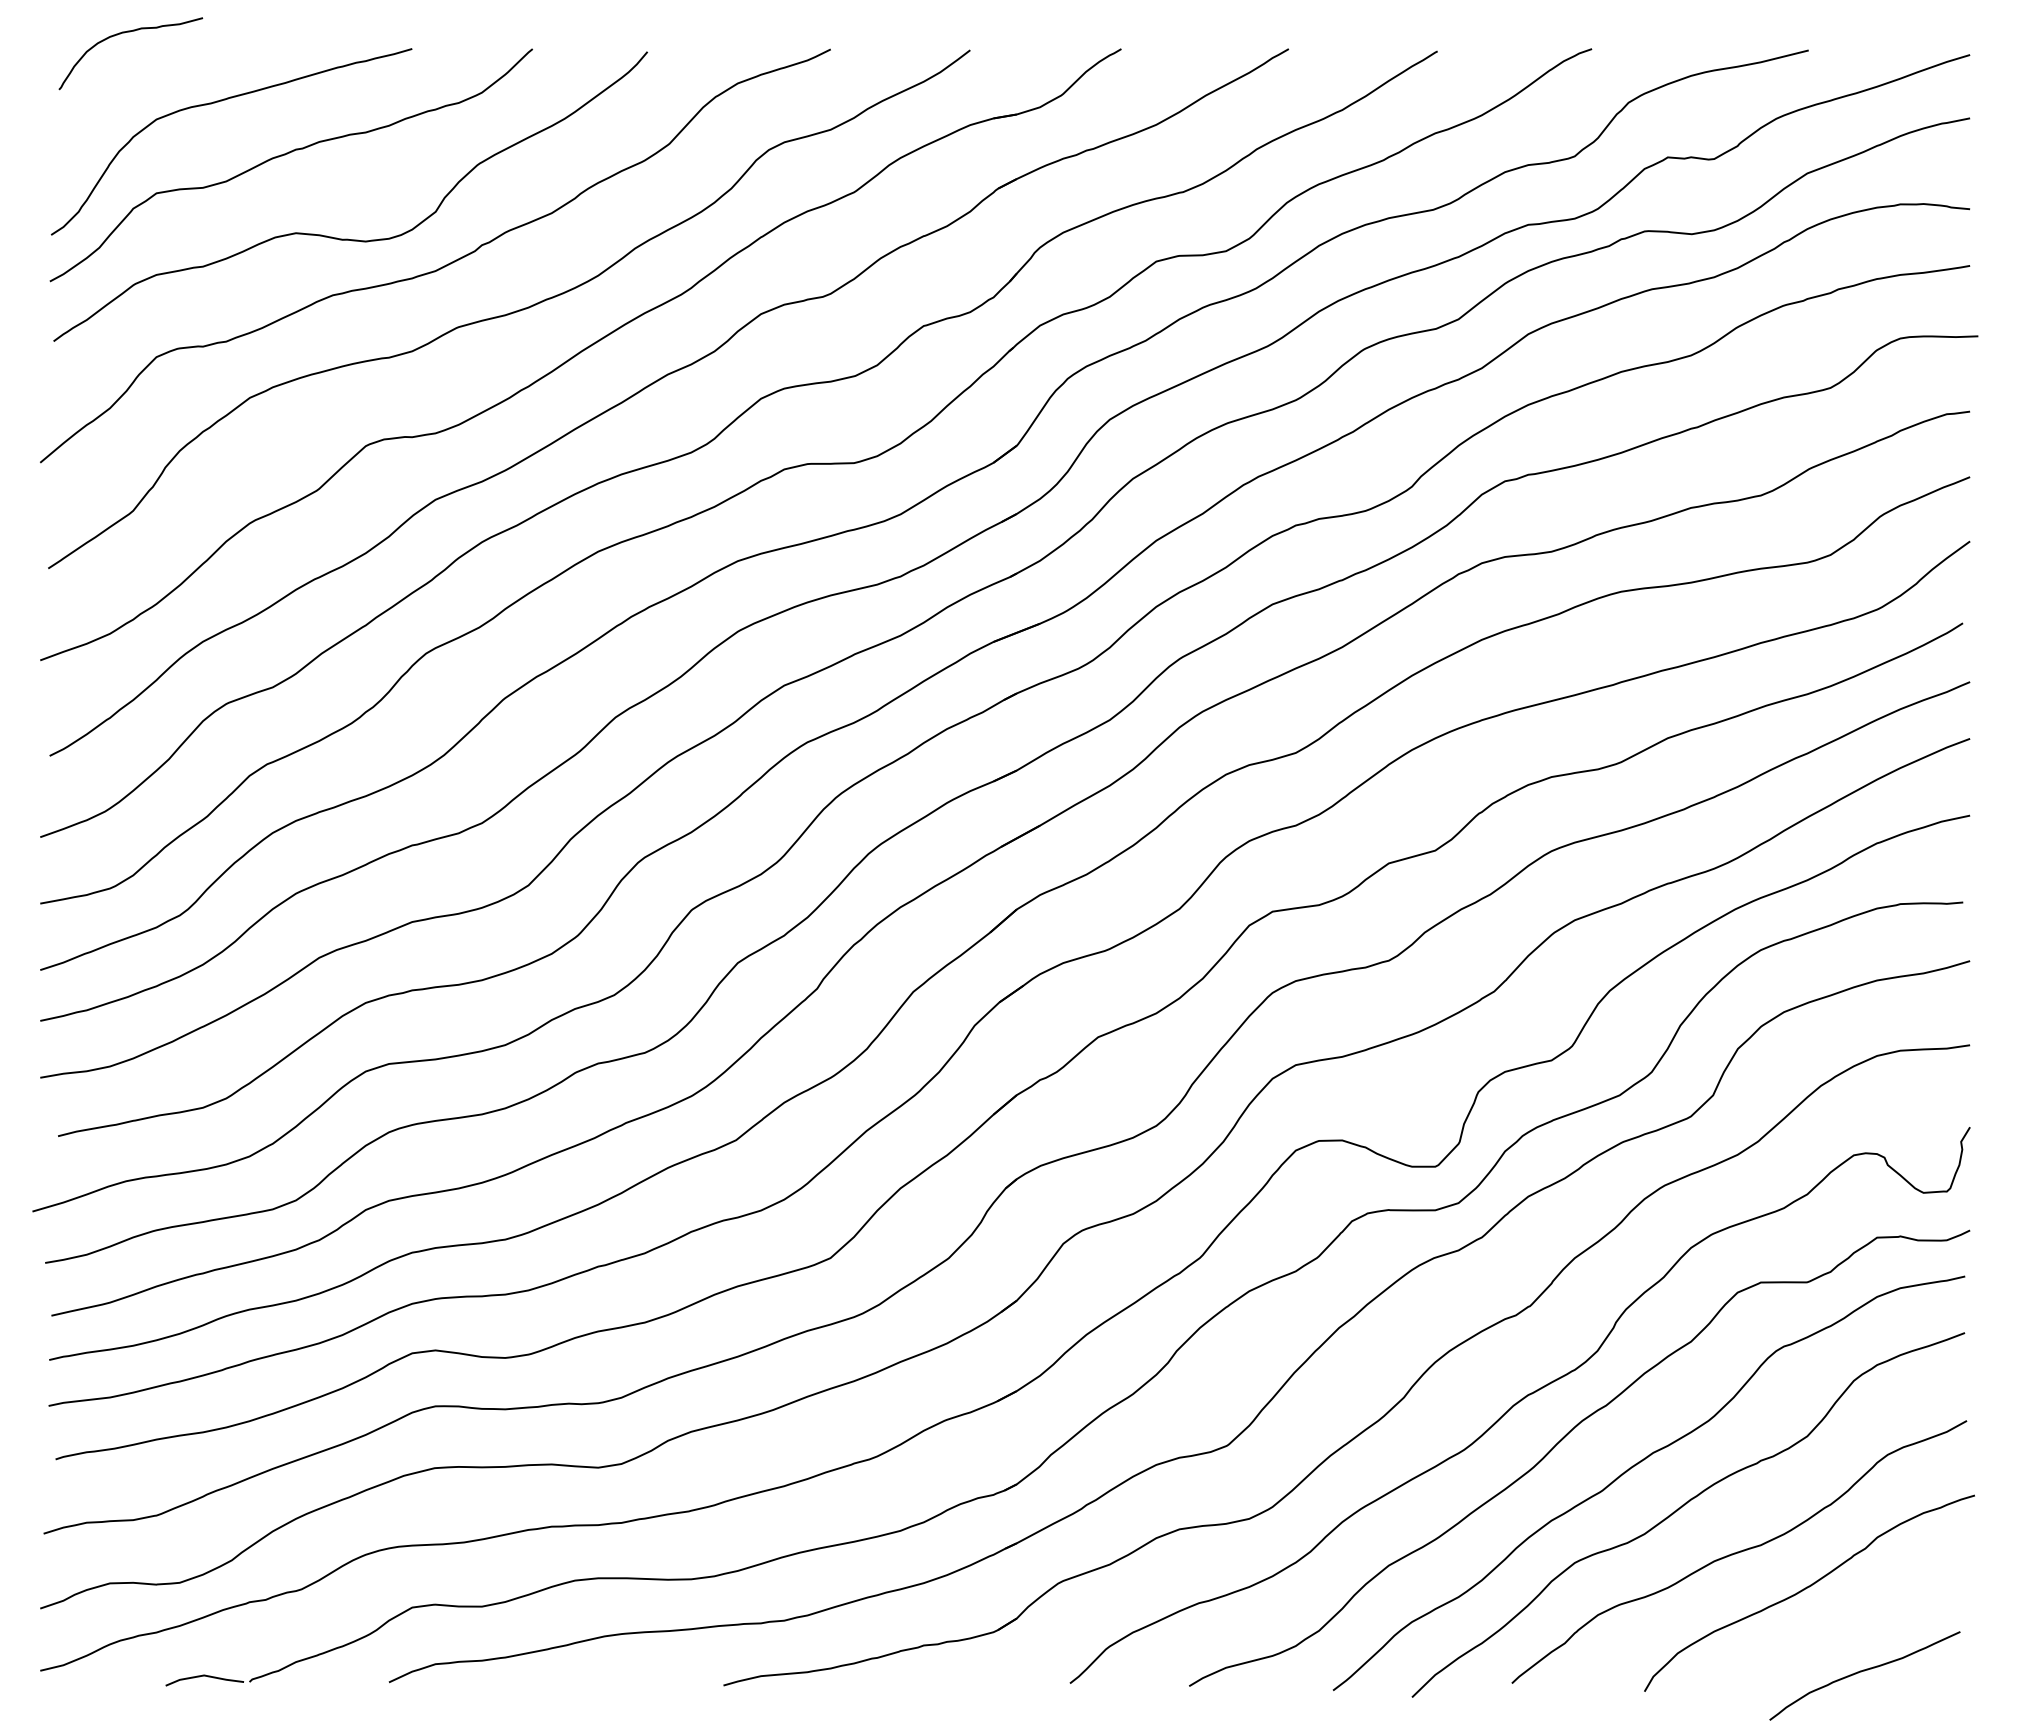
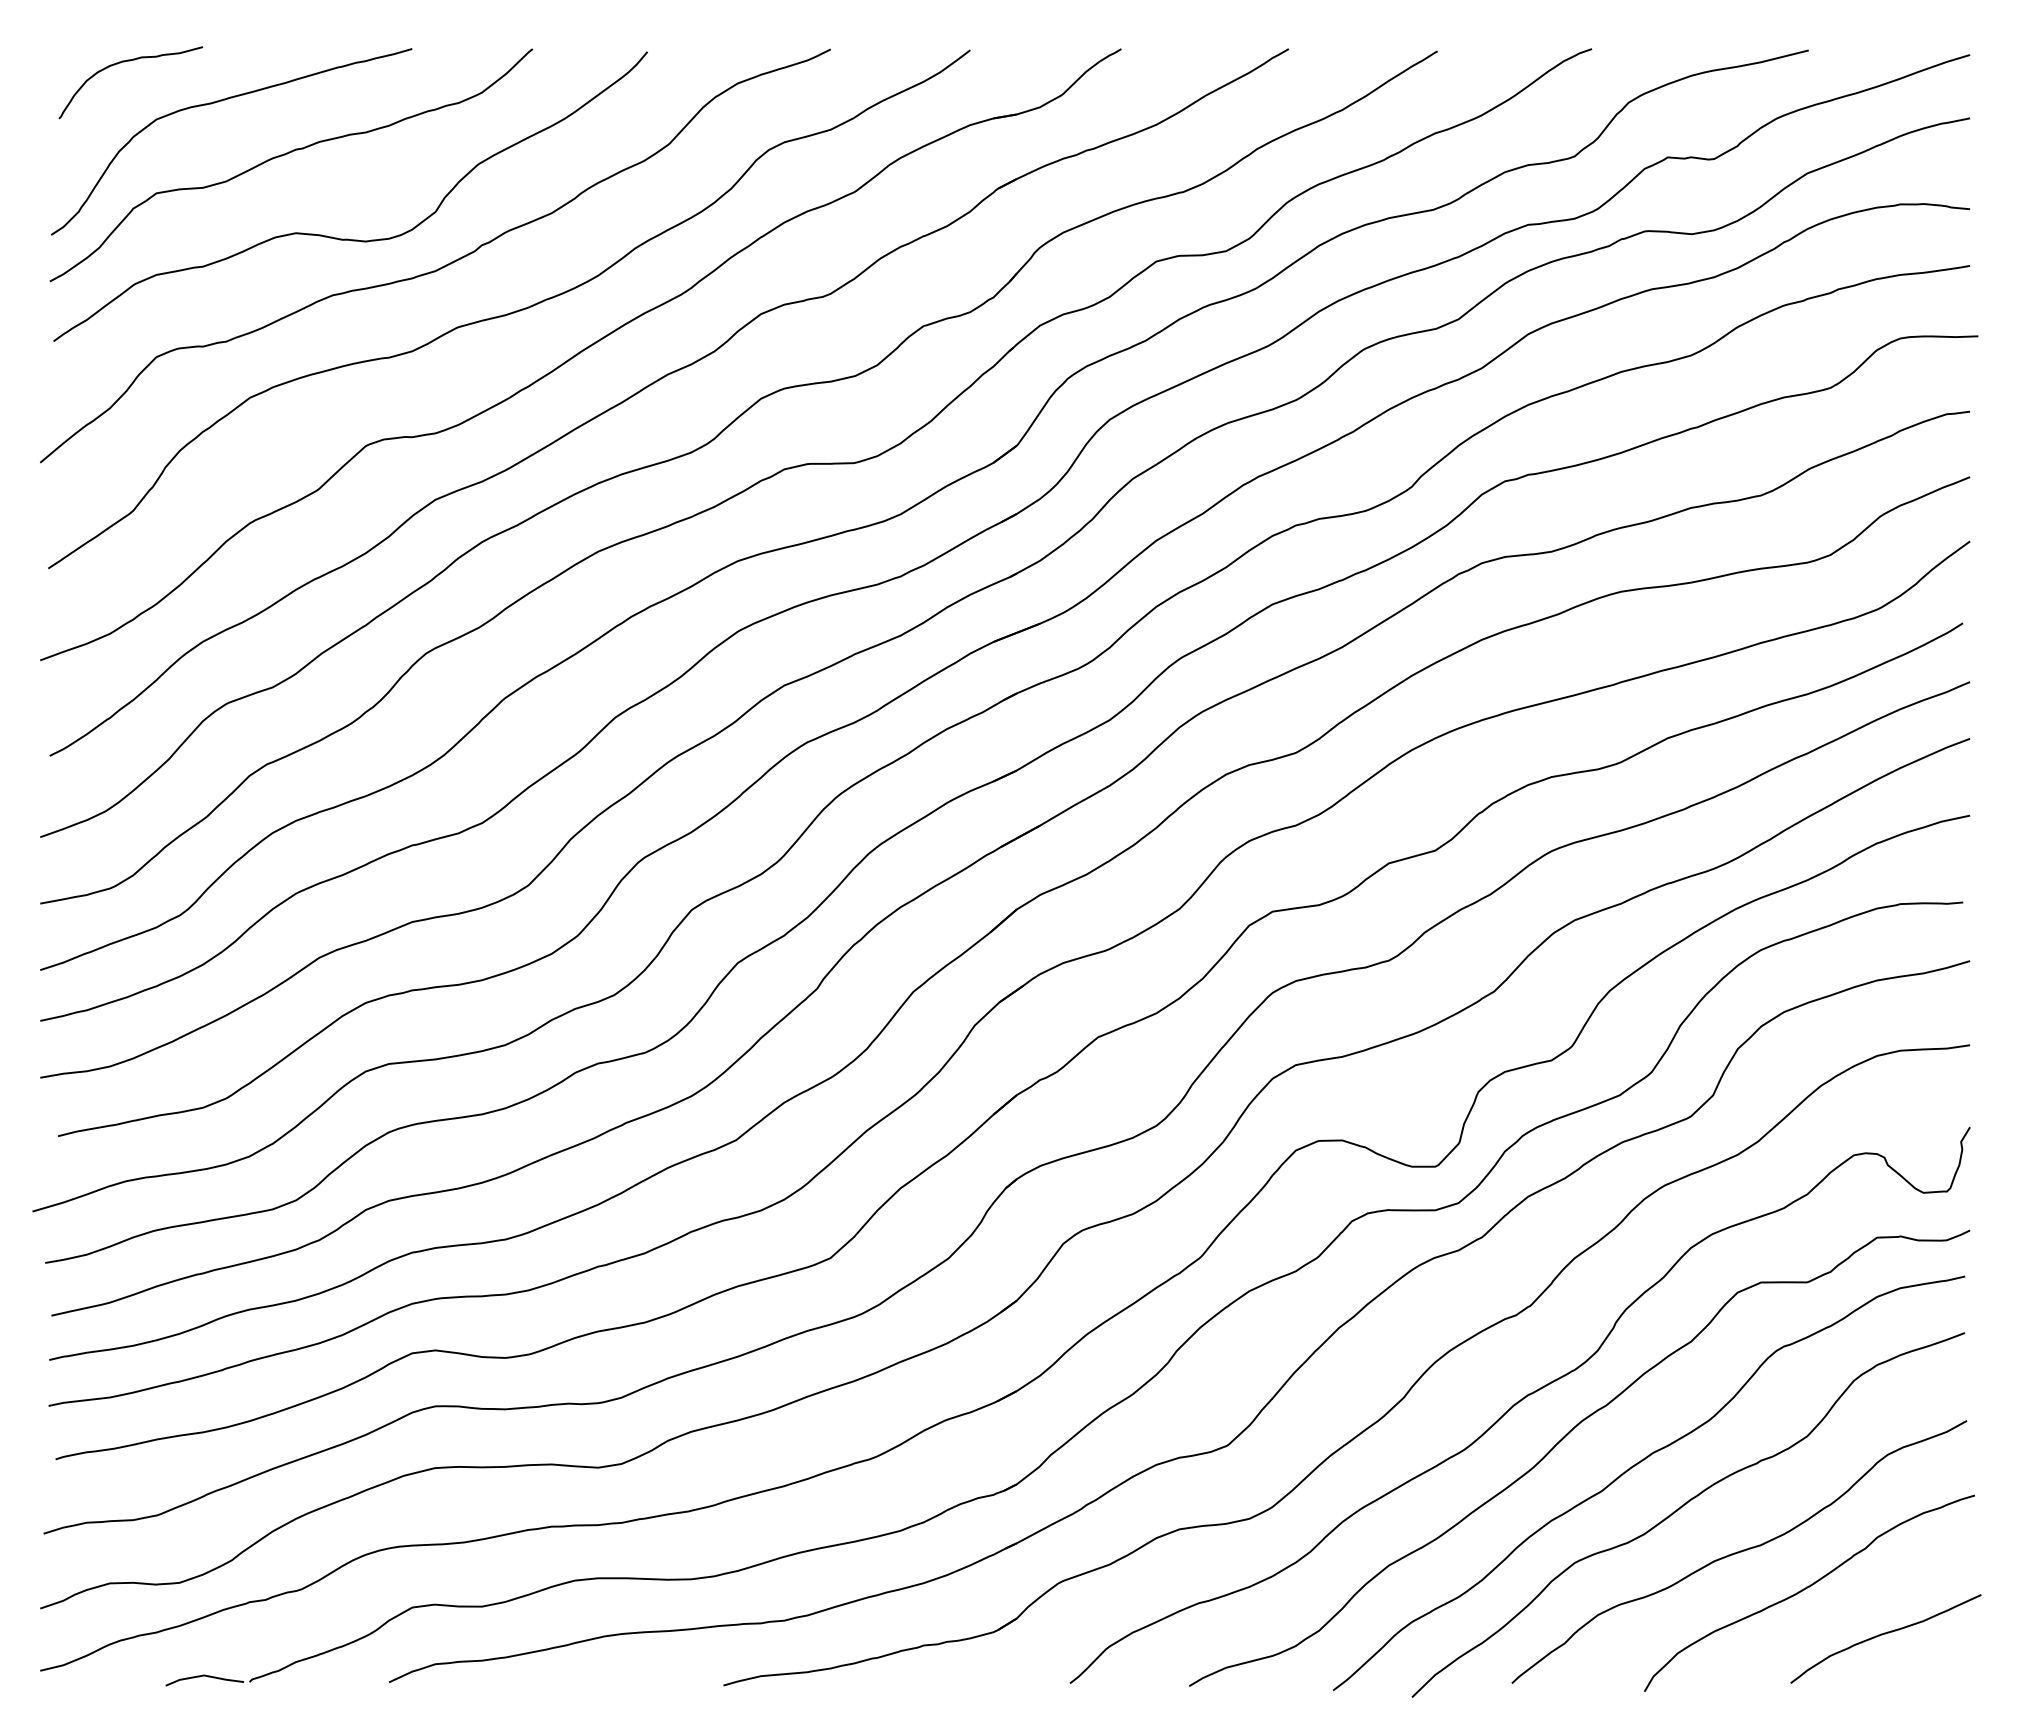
curve position: (124, 33) -> (124, 62) (124, 62)
curve position: (1864, 1671) -> (1885, 1634) (1885, 1634)
